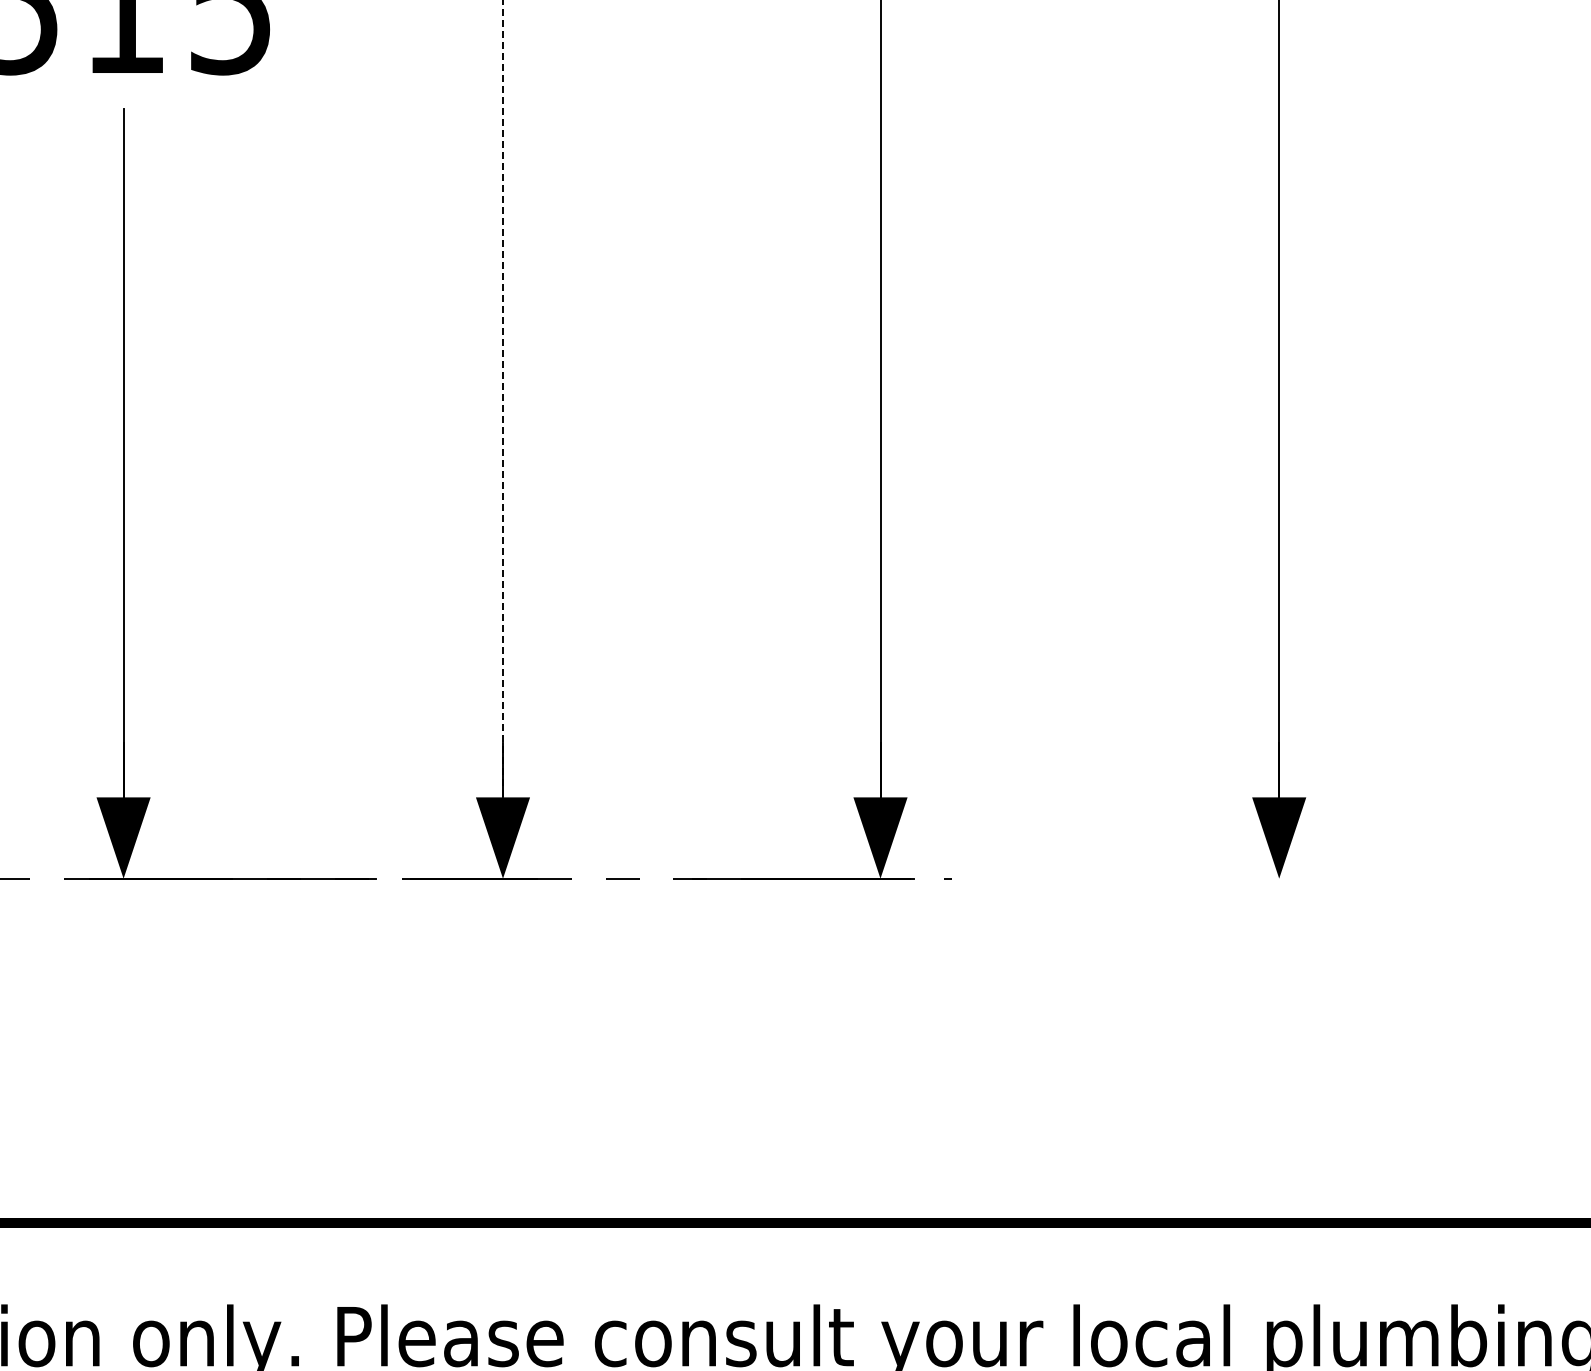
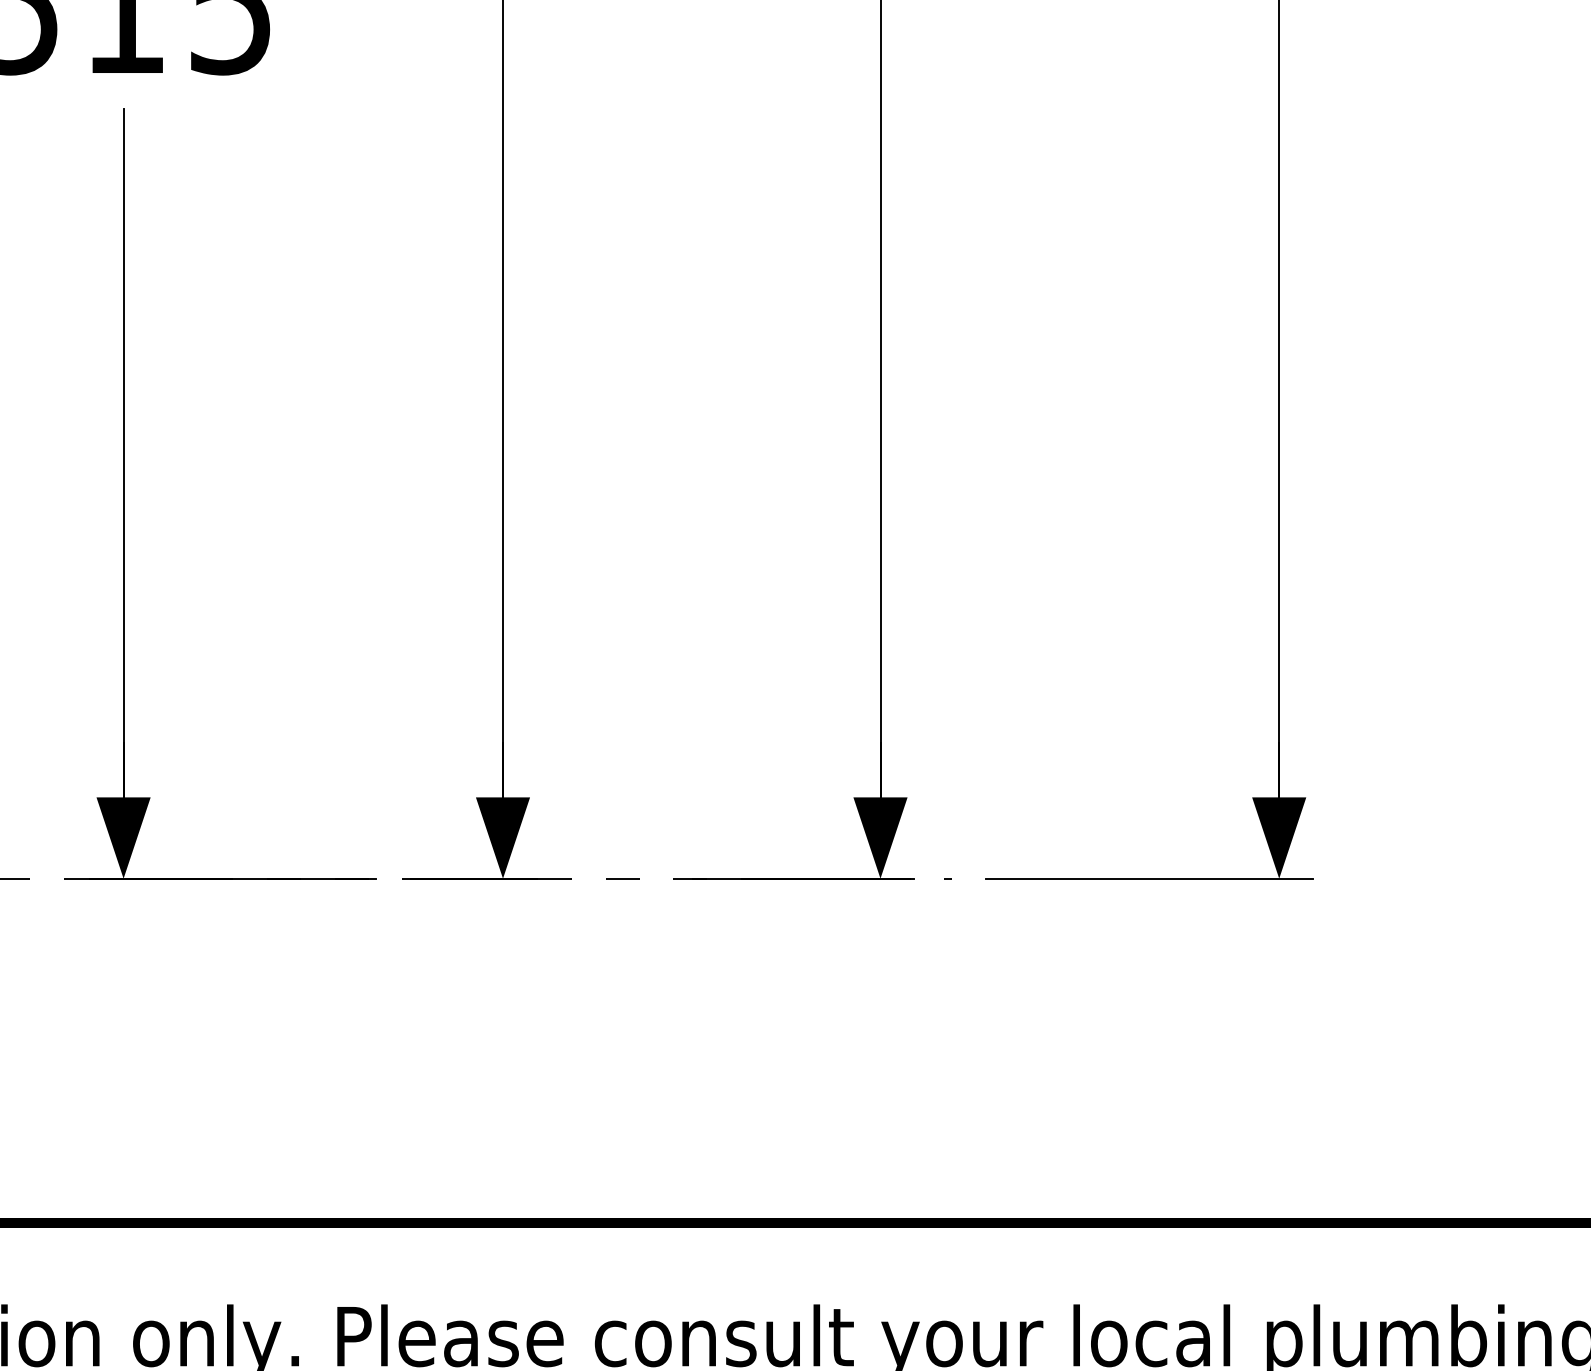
line: dashed -> solid (503, 426)
line: none -> present (1149, 878)
